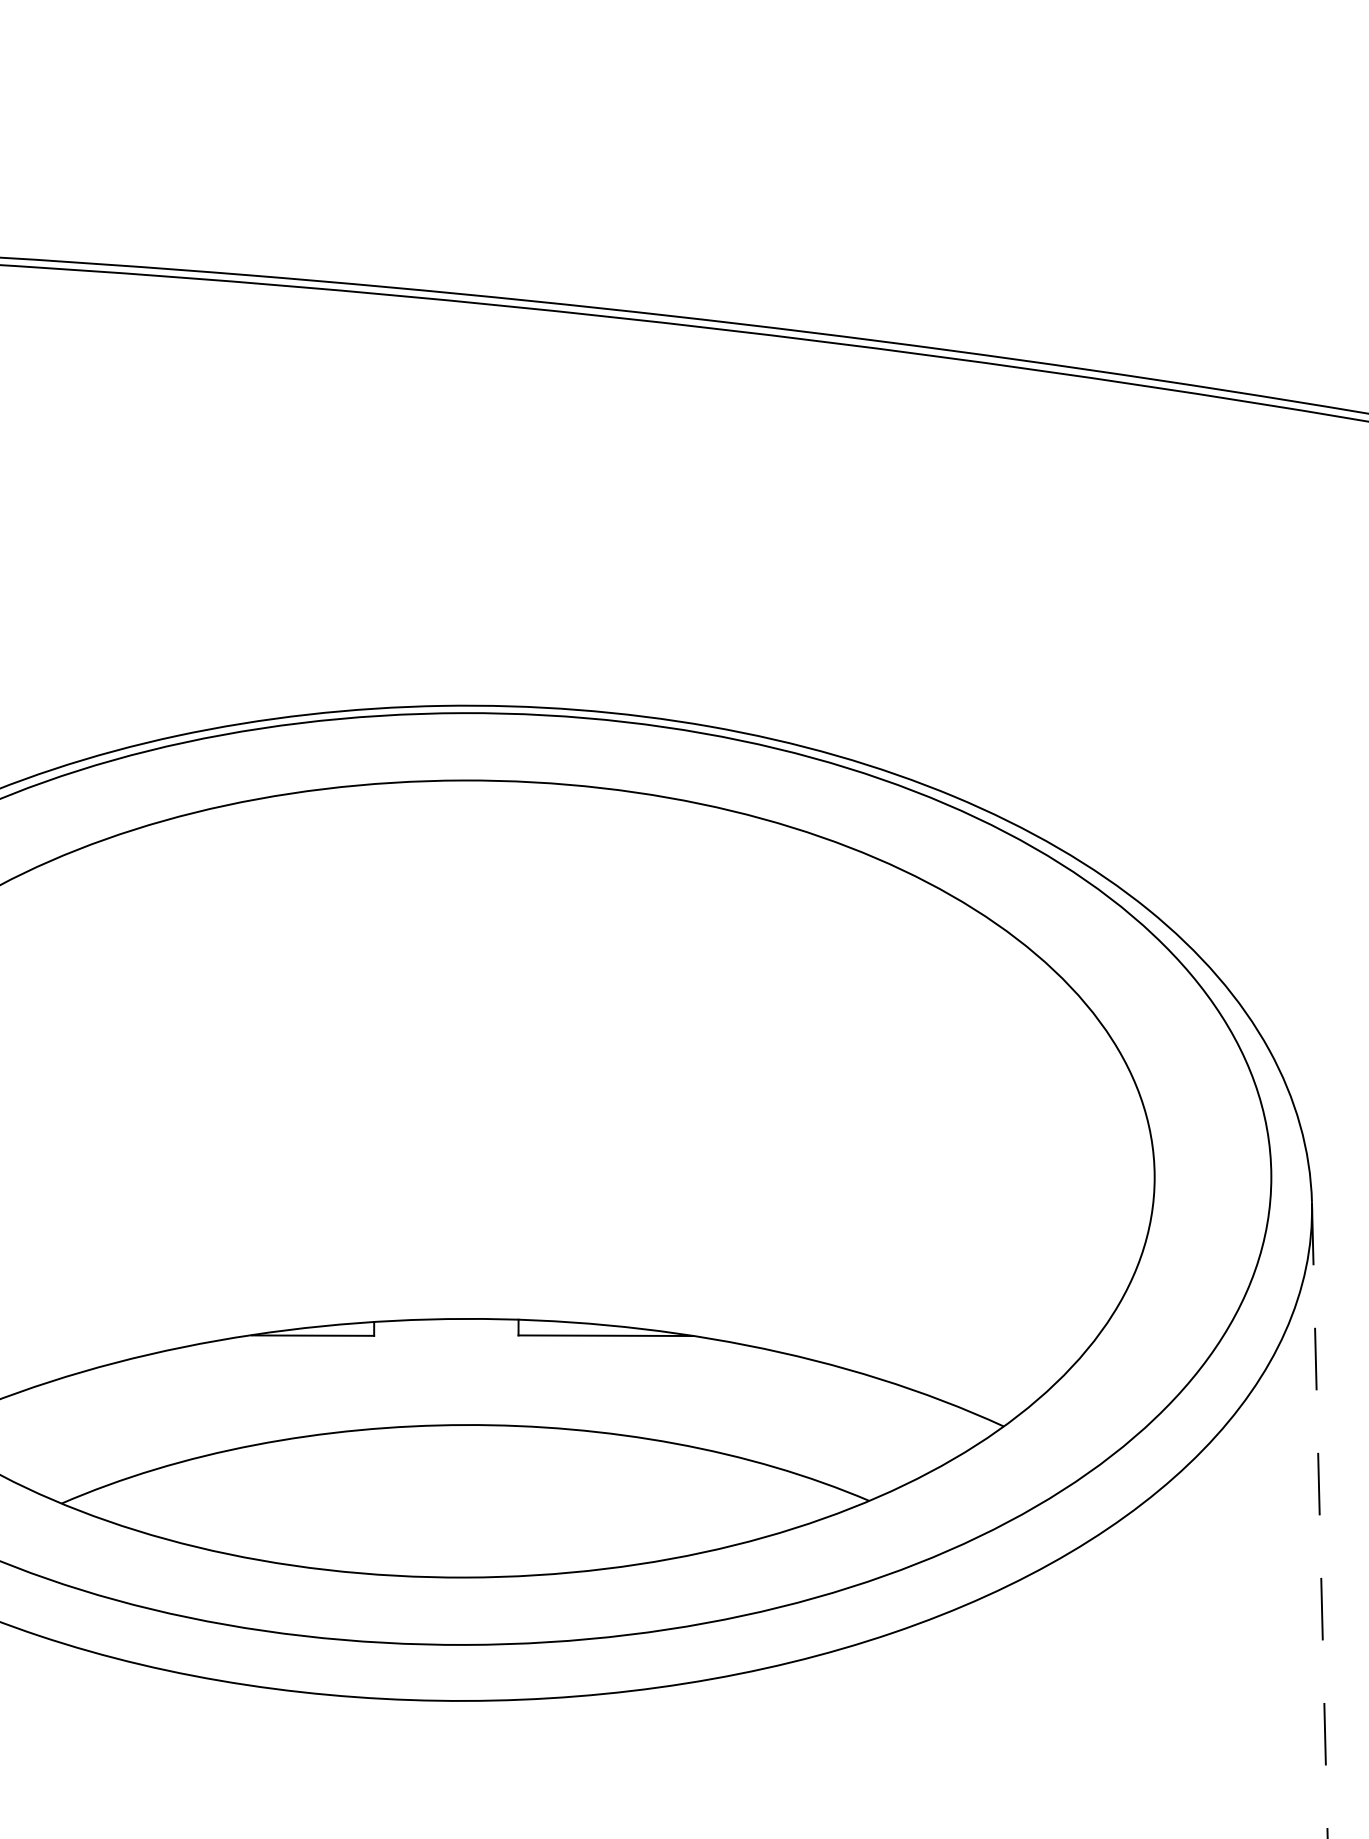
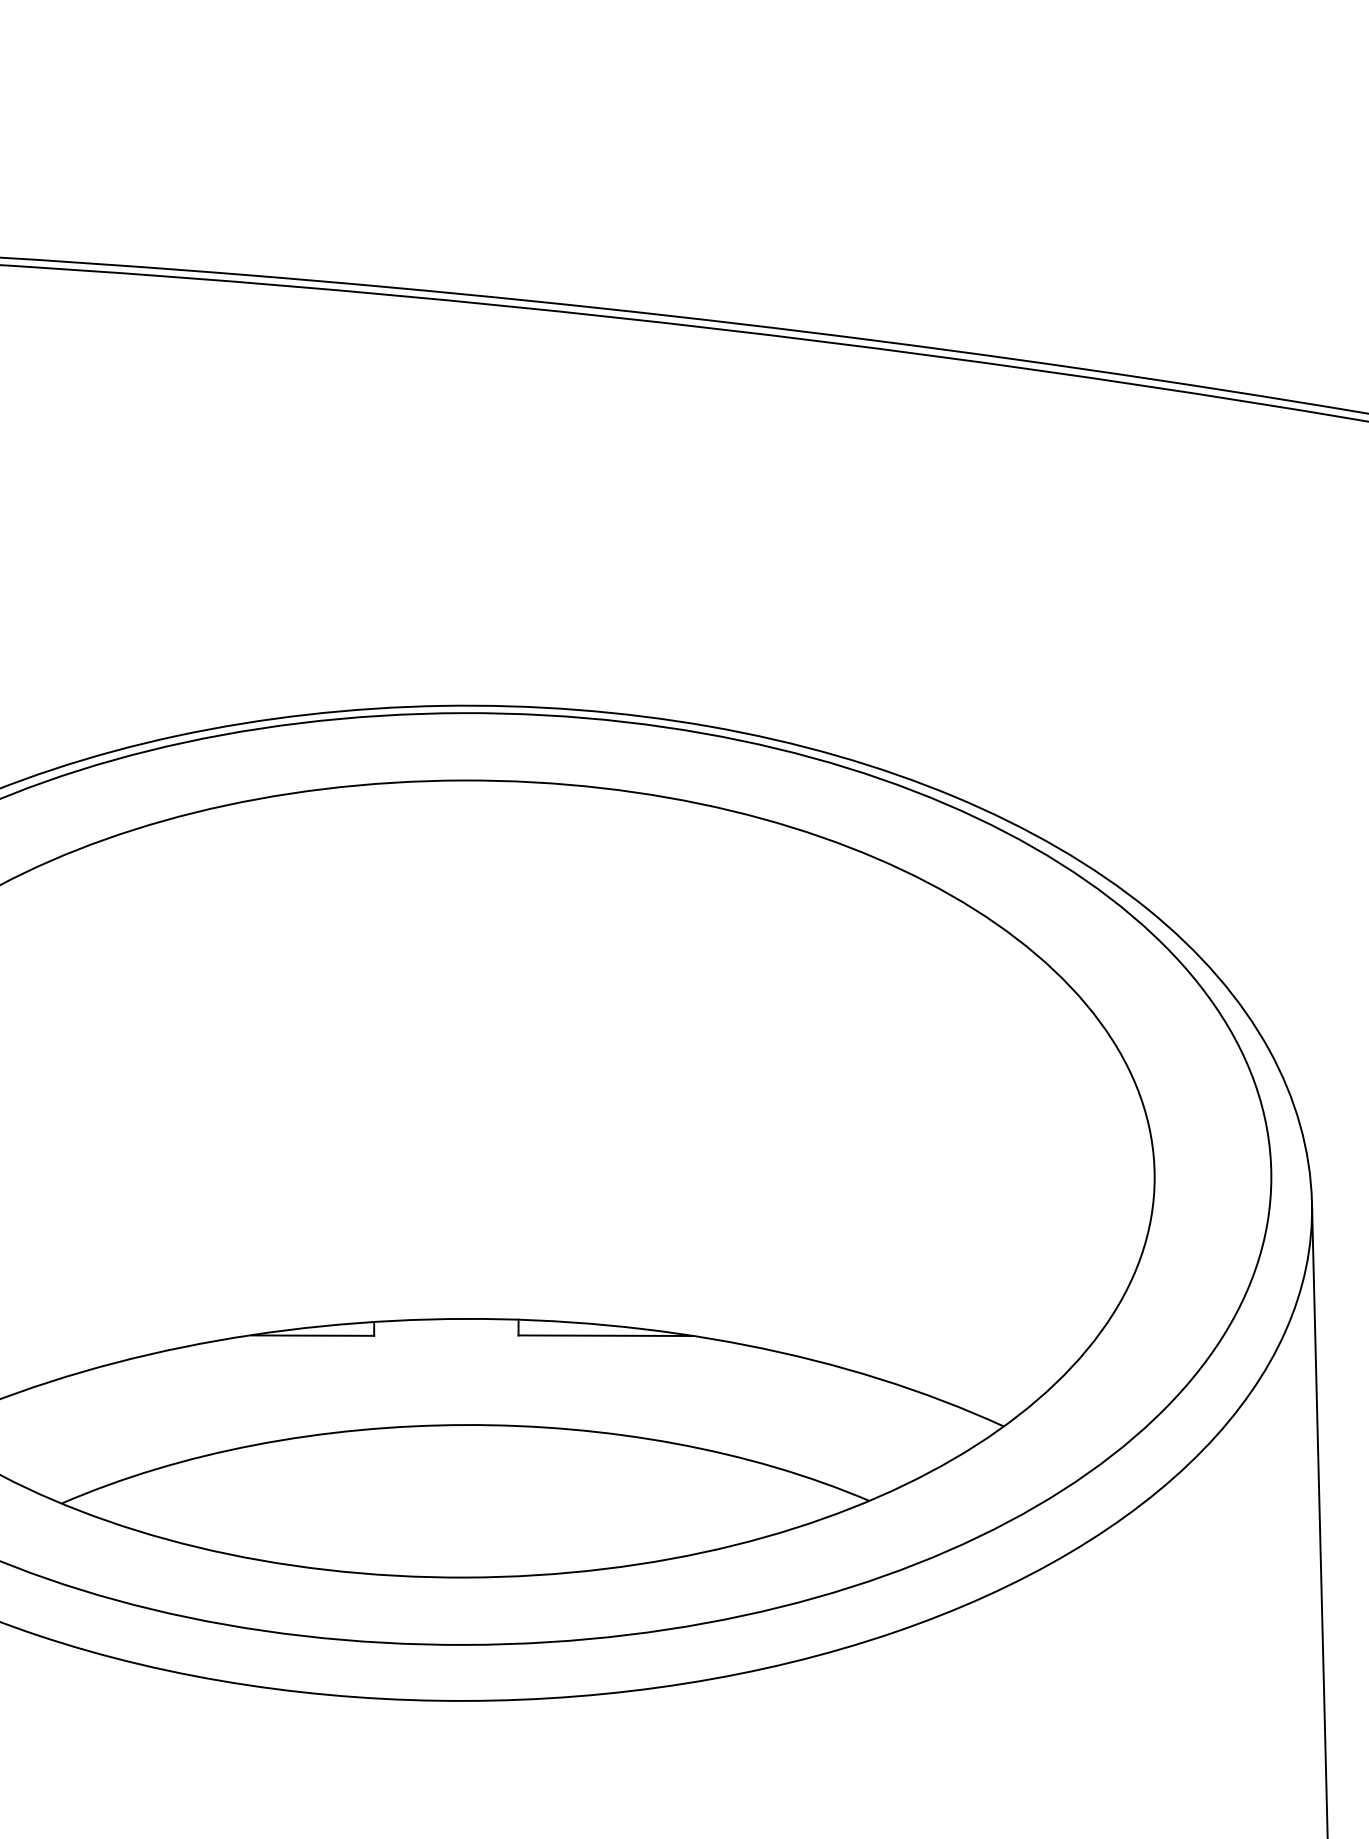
line: dashed -> solid (1319, 1520)
